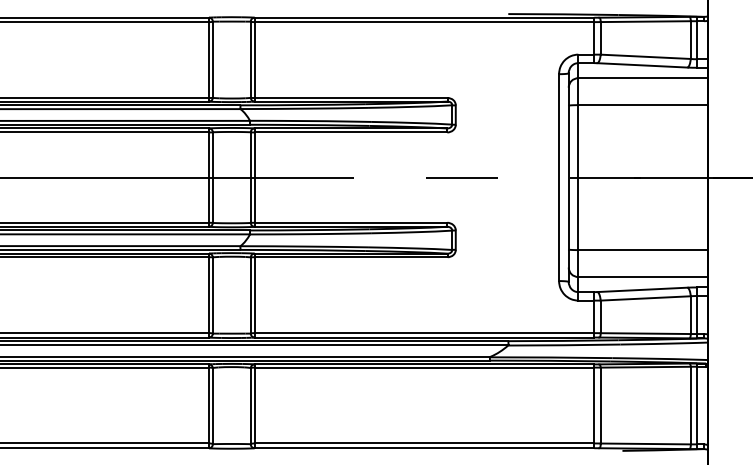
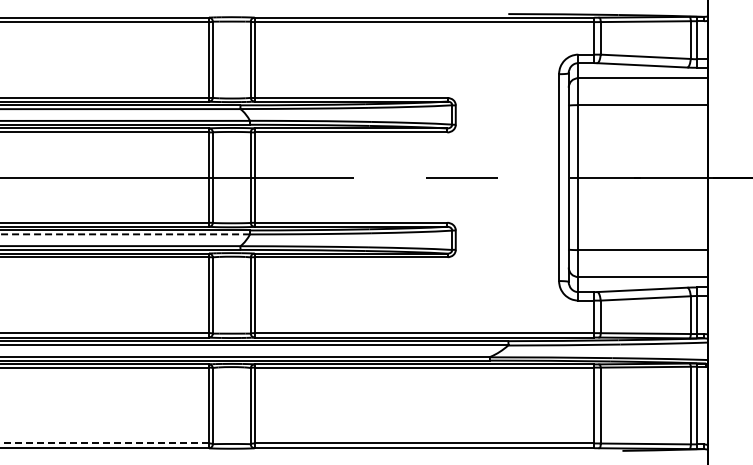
line: solid -> dashed (125, 234)
line: solid -> dashed (105, 443)
